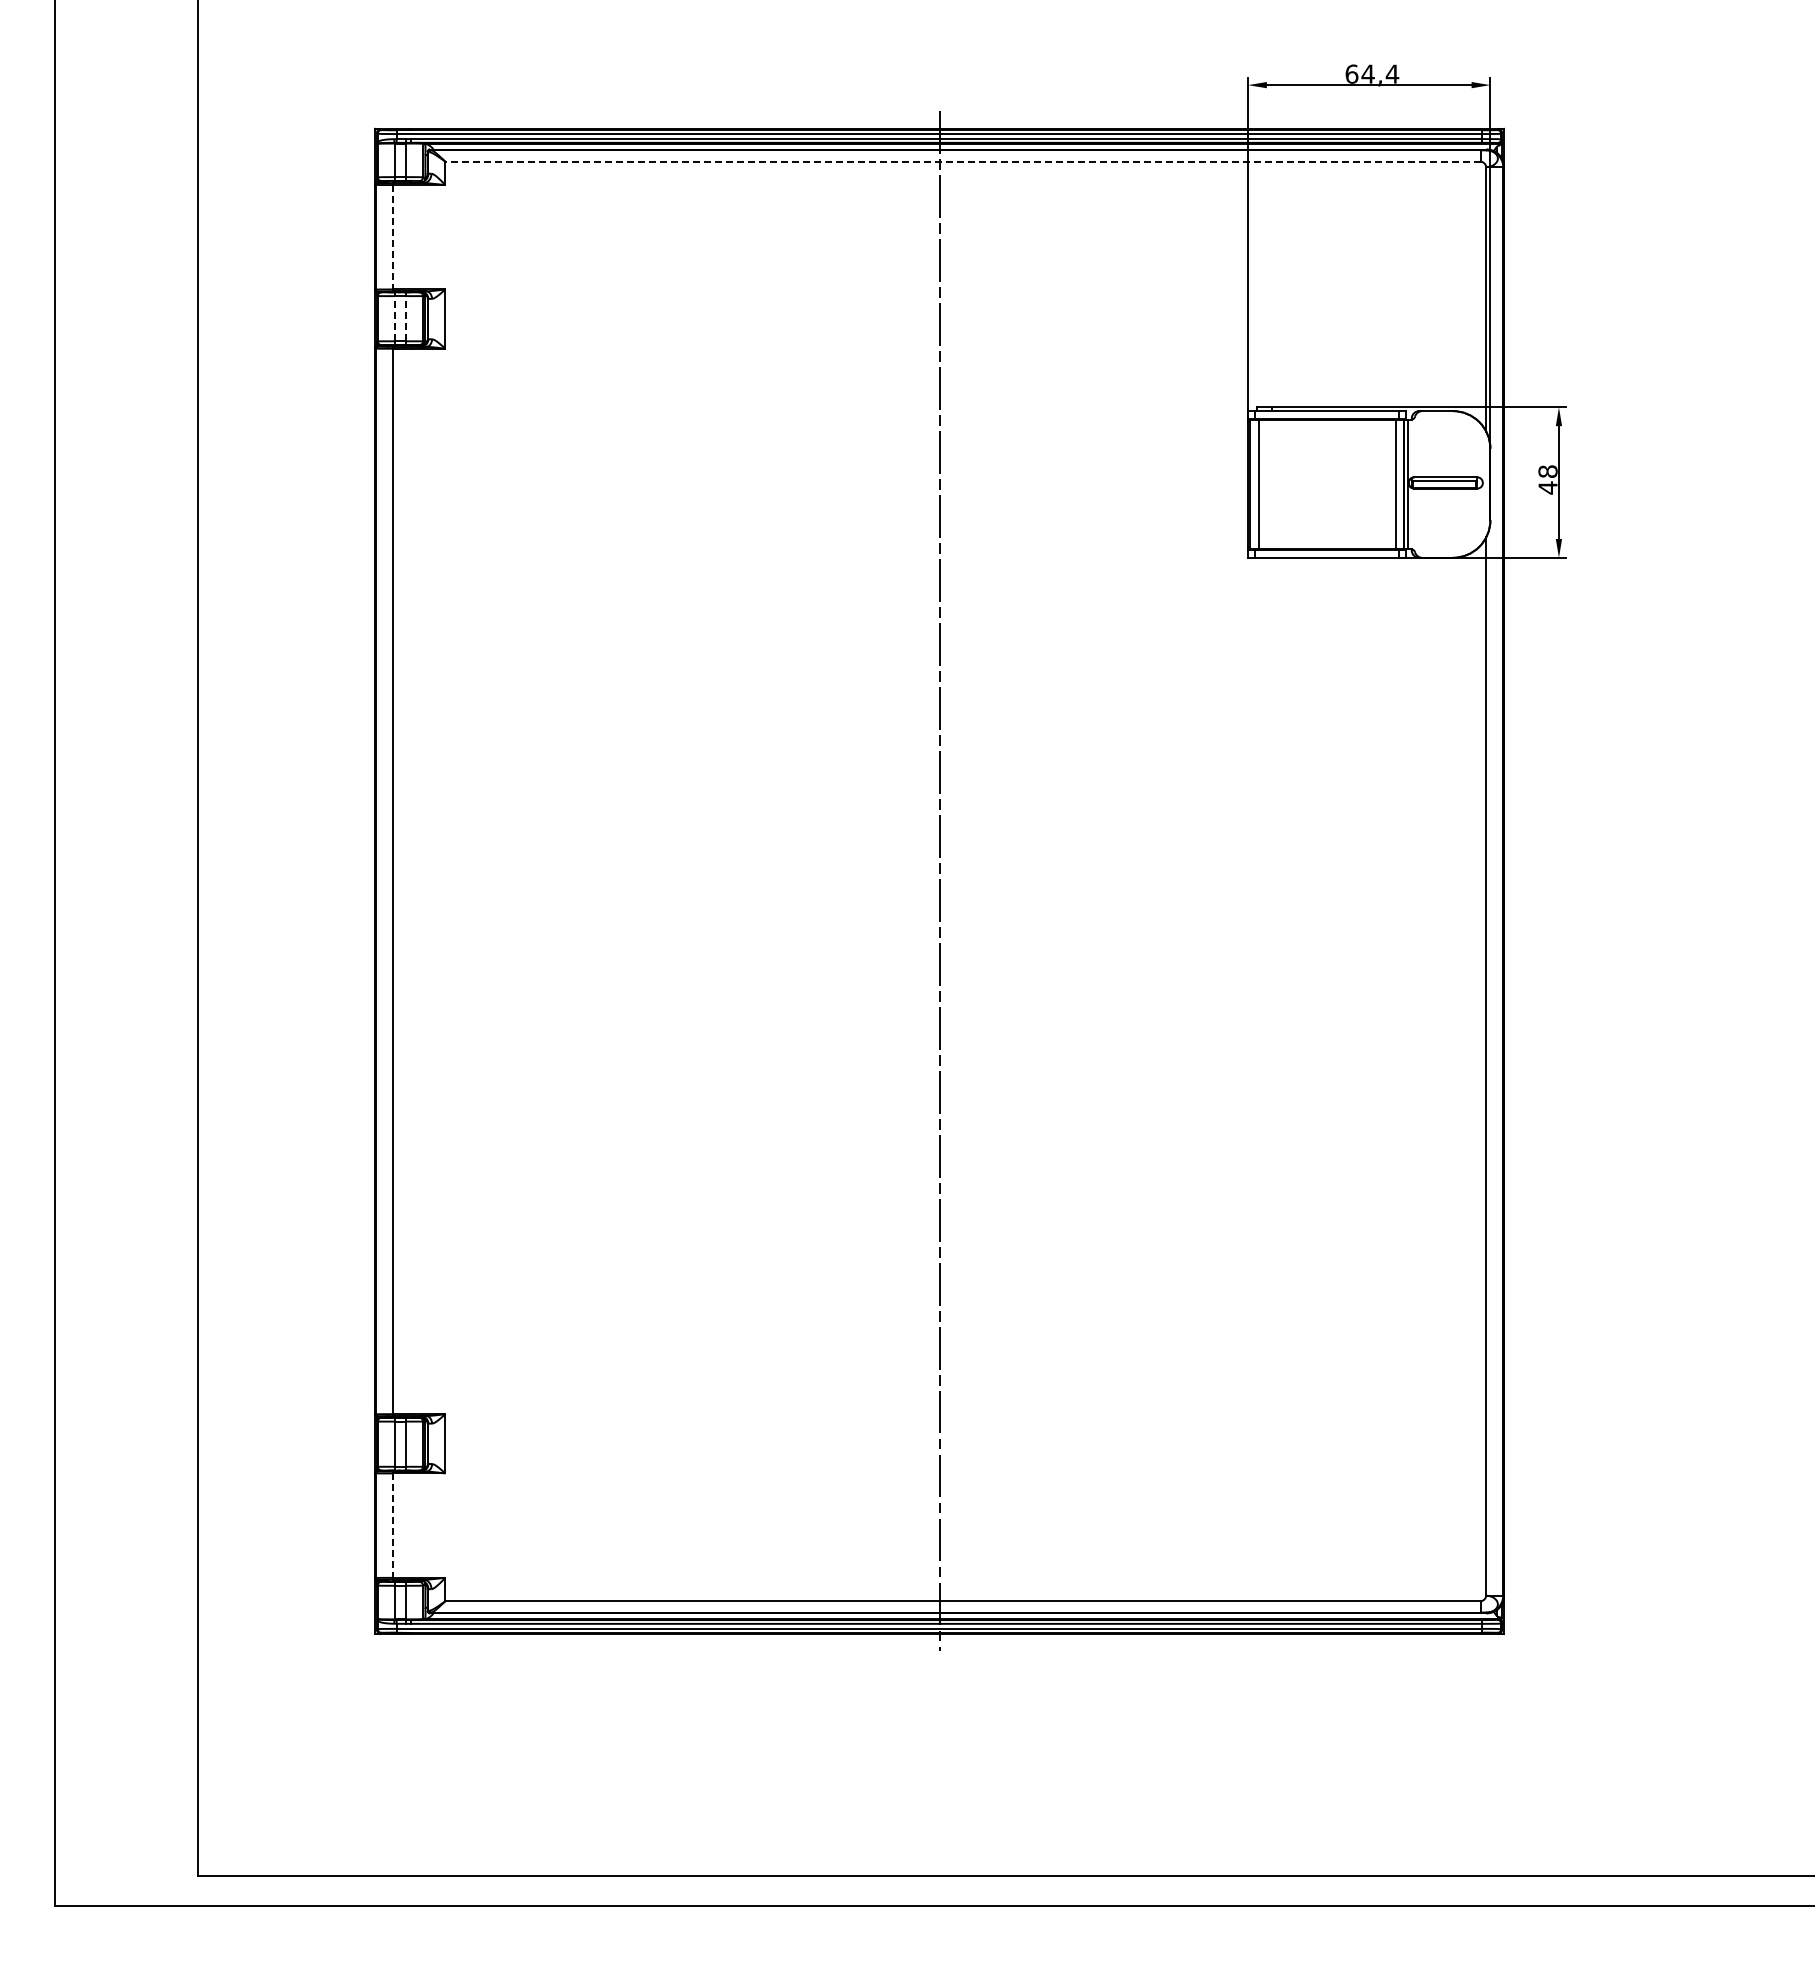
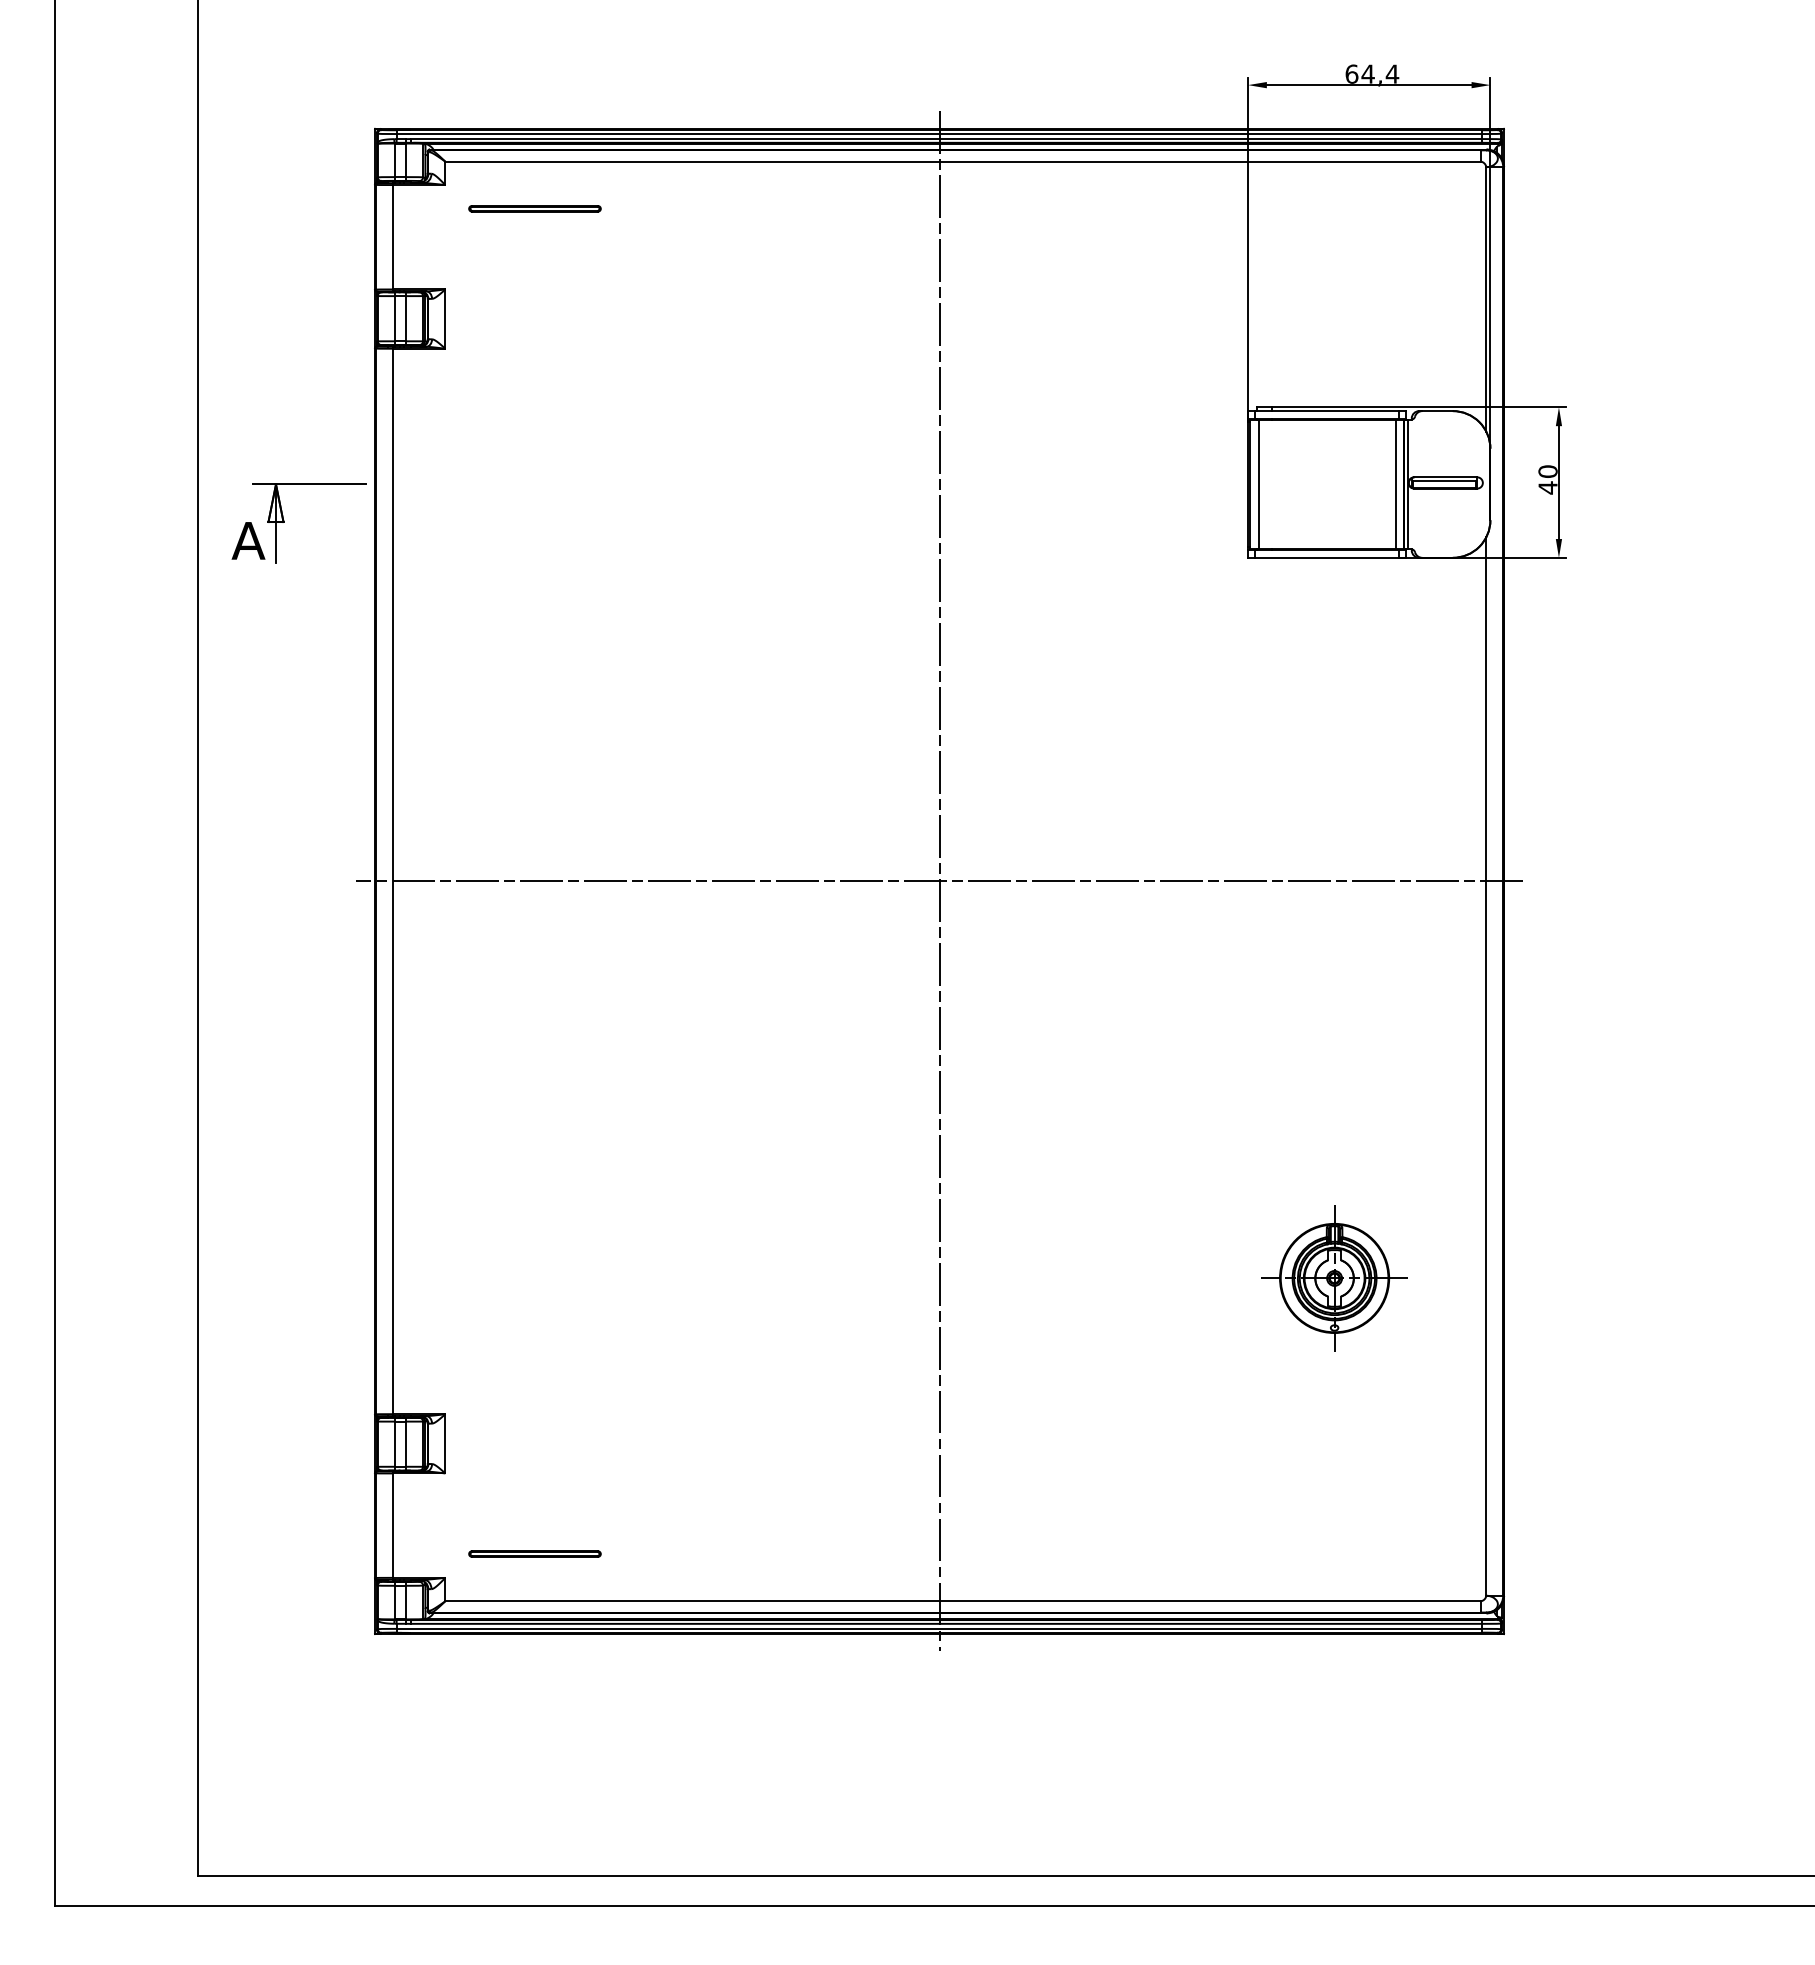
line: dashed -> solid (963, 161)
part: none -> present (534, 208)
line: dashed -> solid (392, 237)
line: dashed -> solid (394, 318)
line: dashed -> solid (406, 318)
text: 48 -> 40 (1547, 471)
part: none -> present (284, 522)
line: none -> present (939, 881)
part: none -> present (1334, 1278)
line: dashed -> solid (392, 1526)
part: none -> present (534, 1553)
